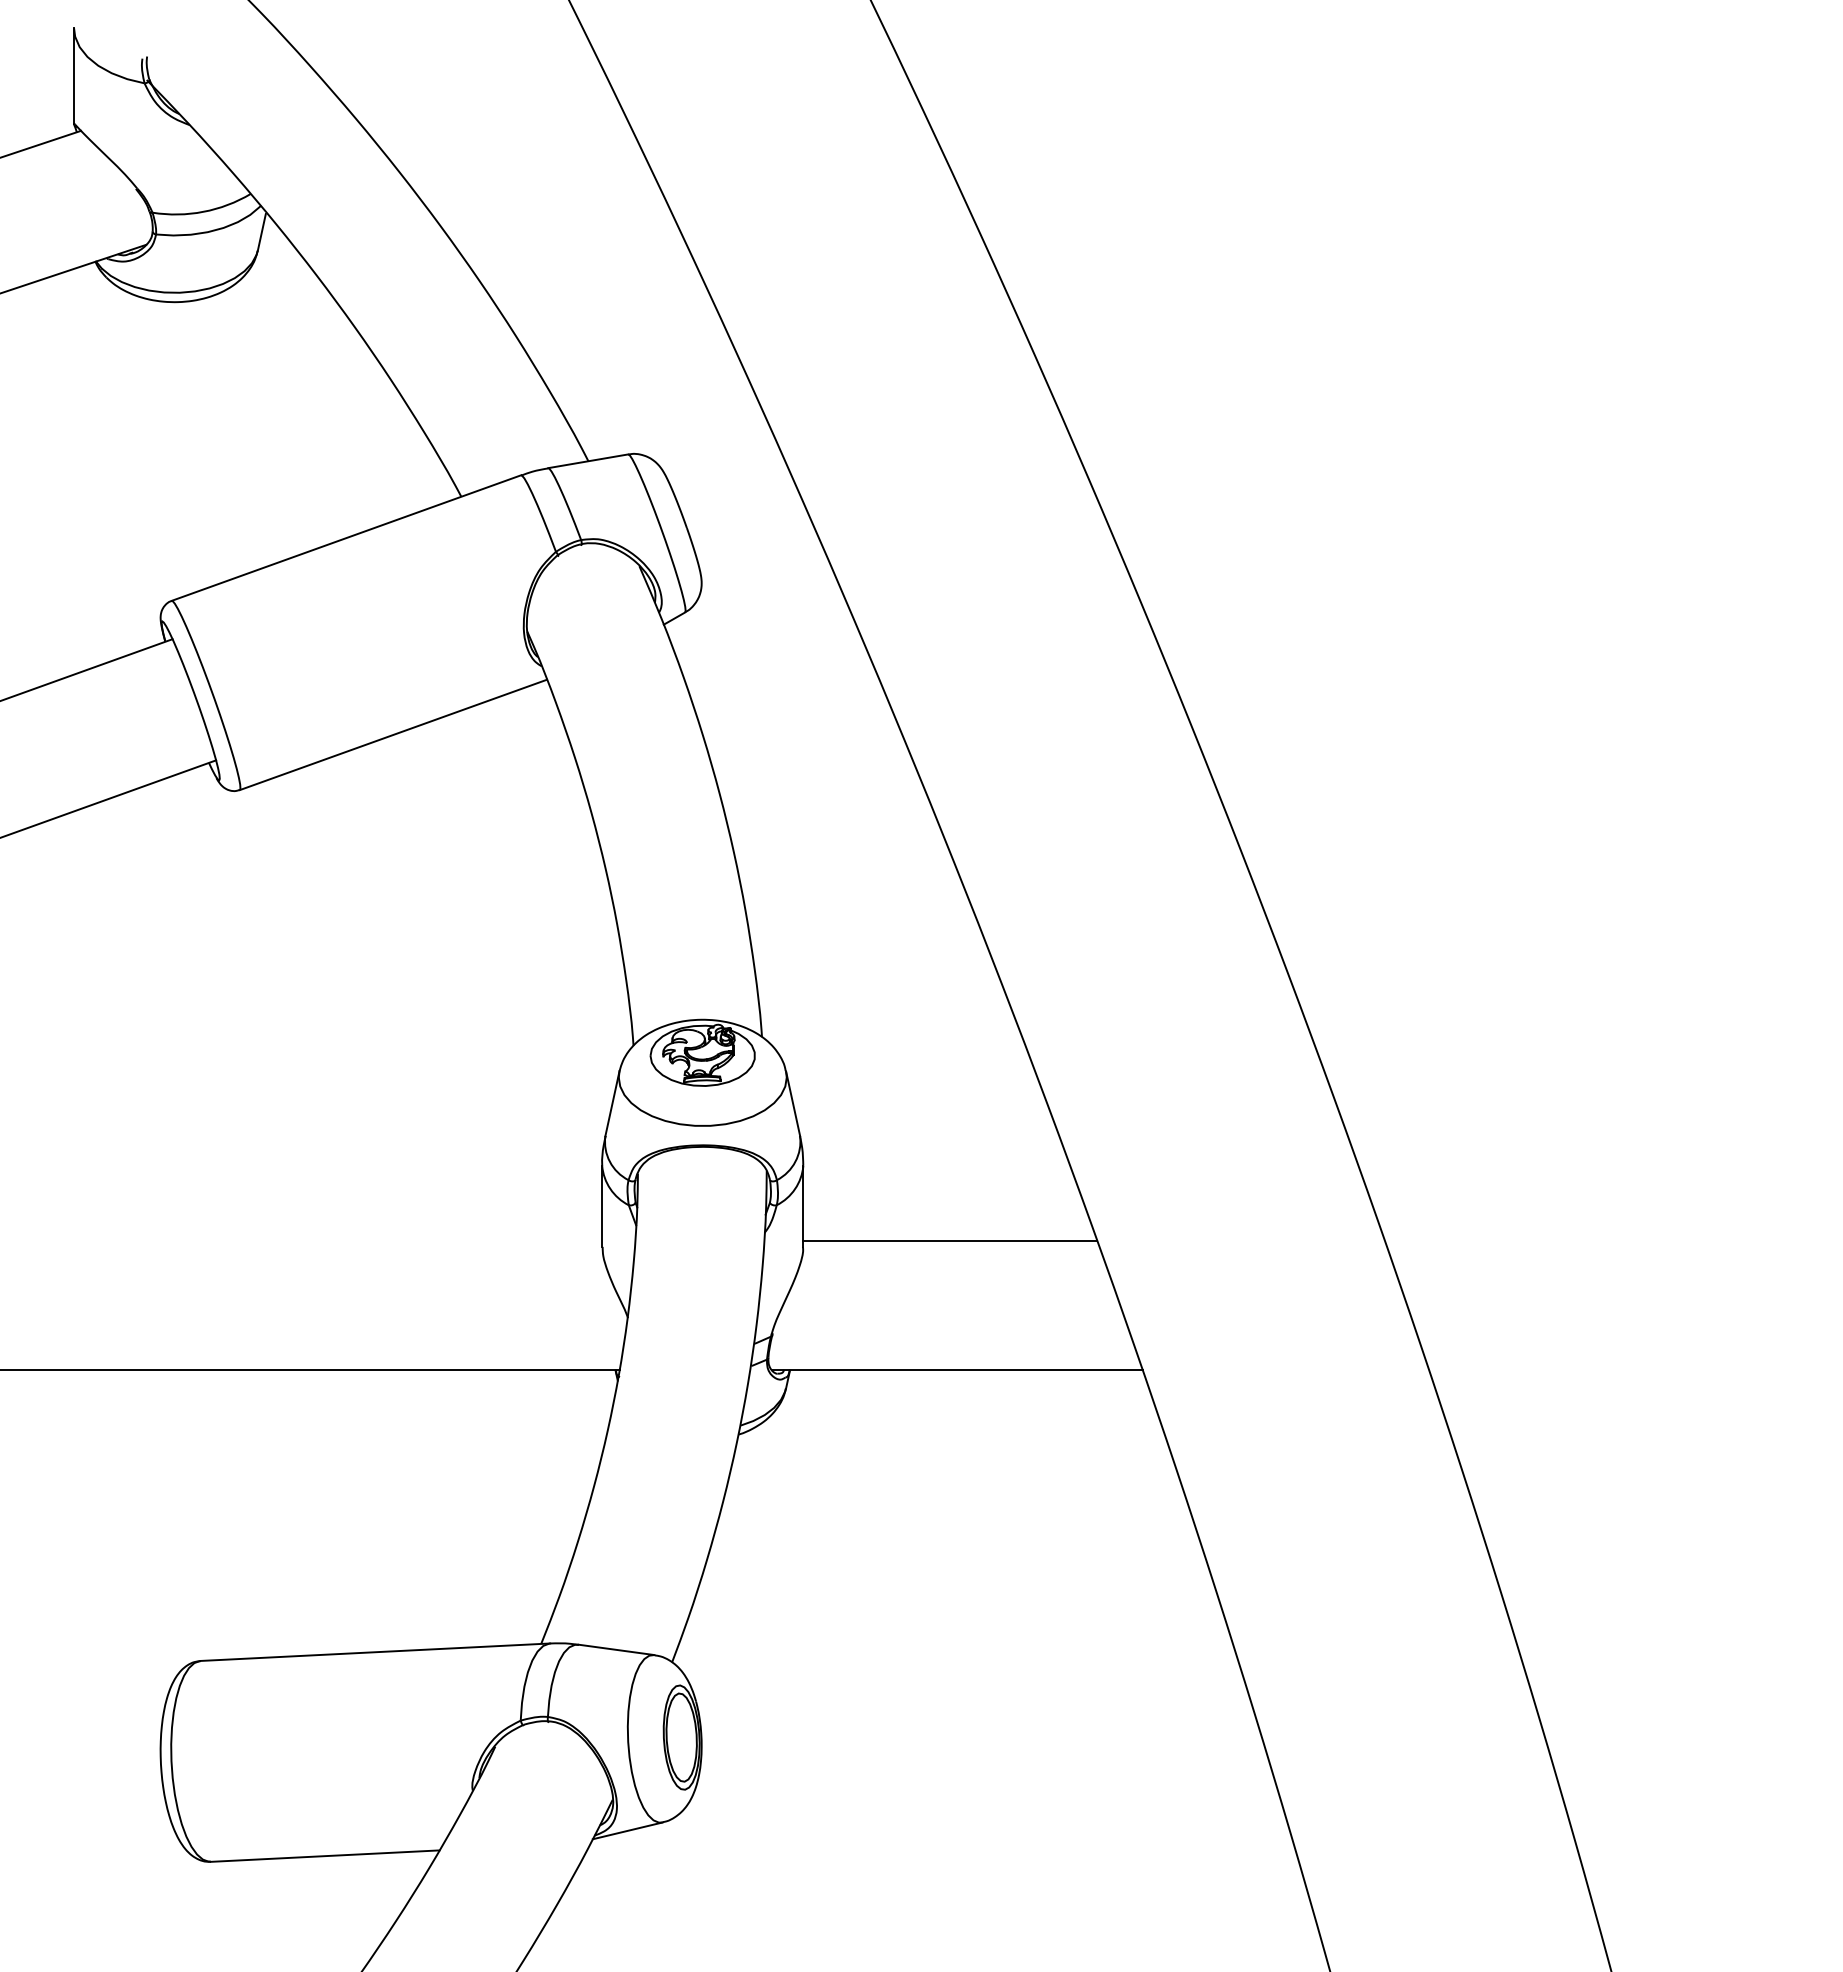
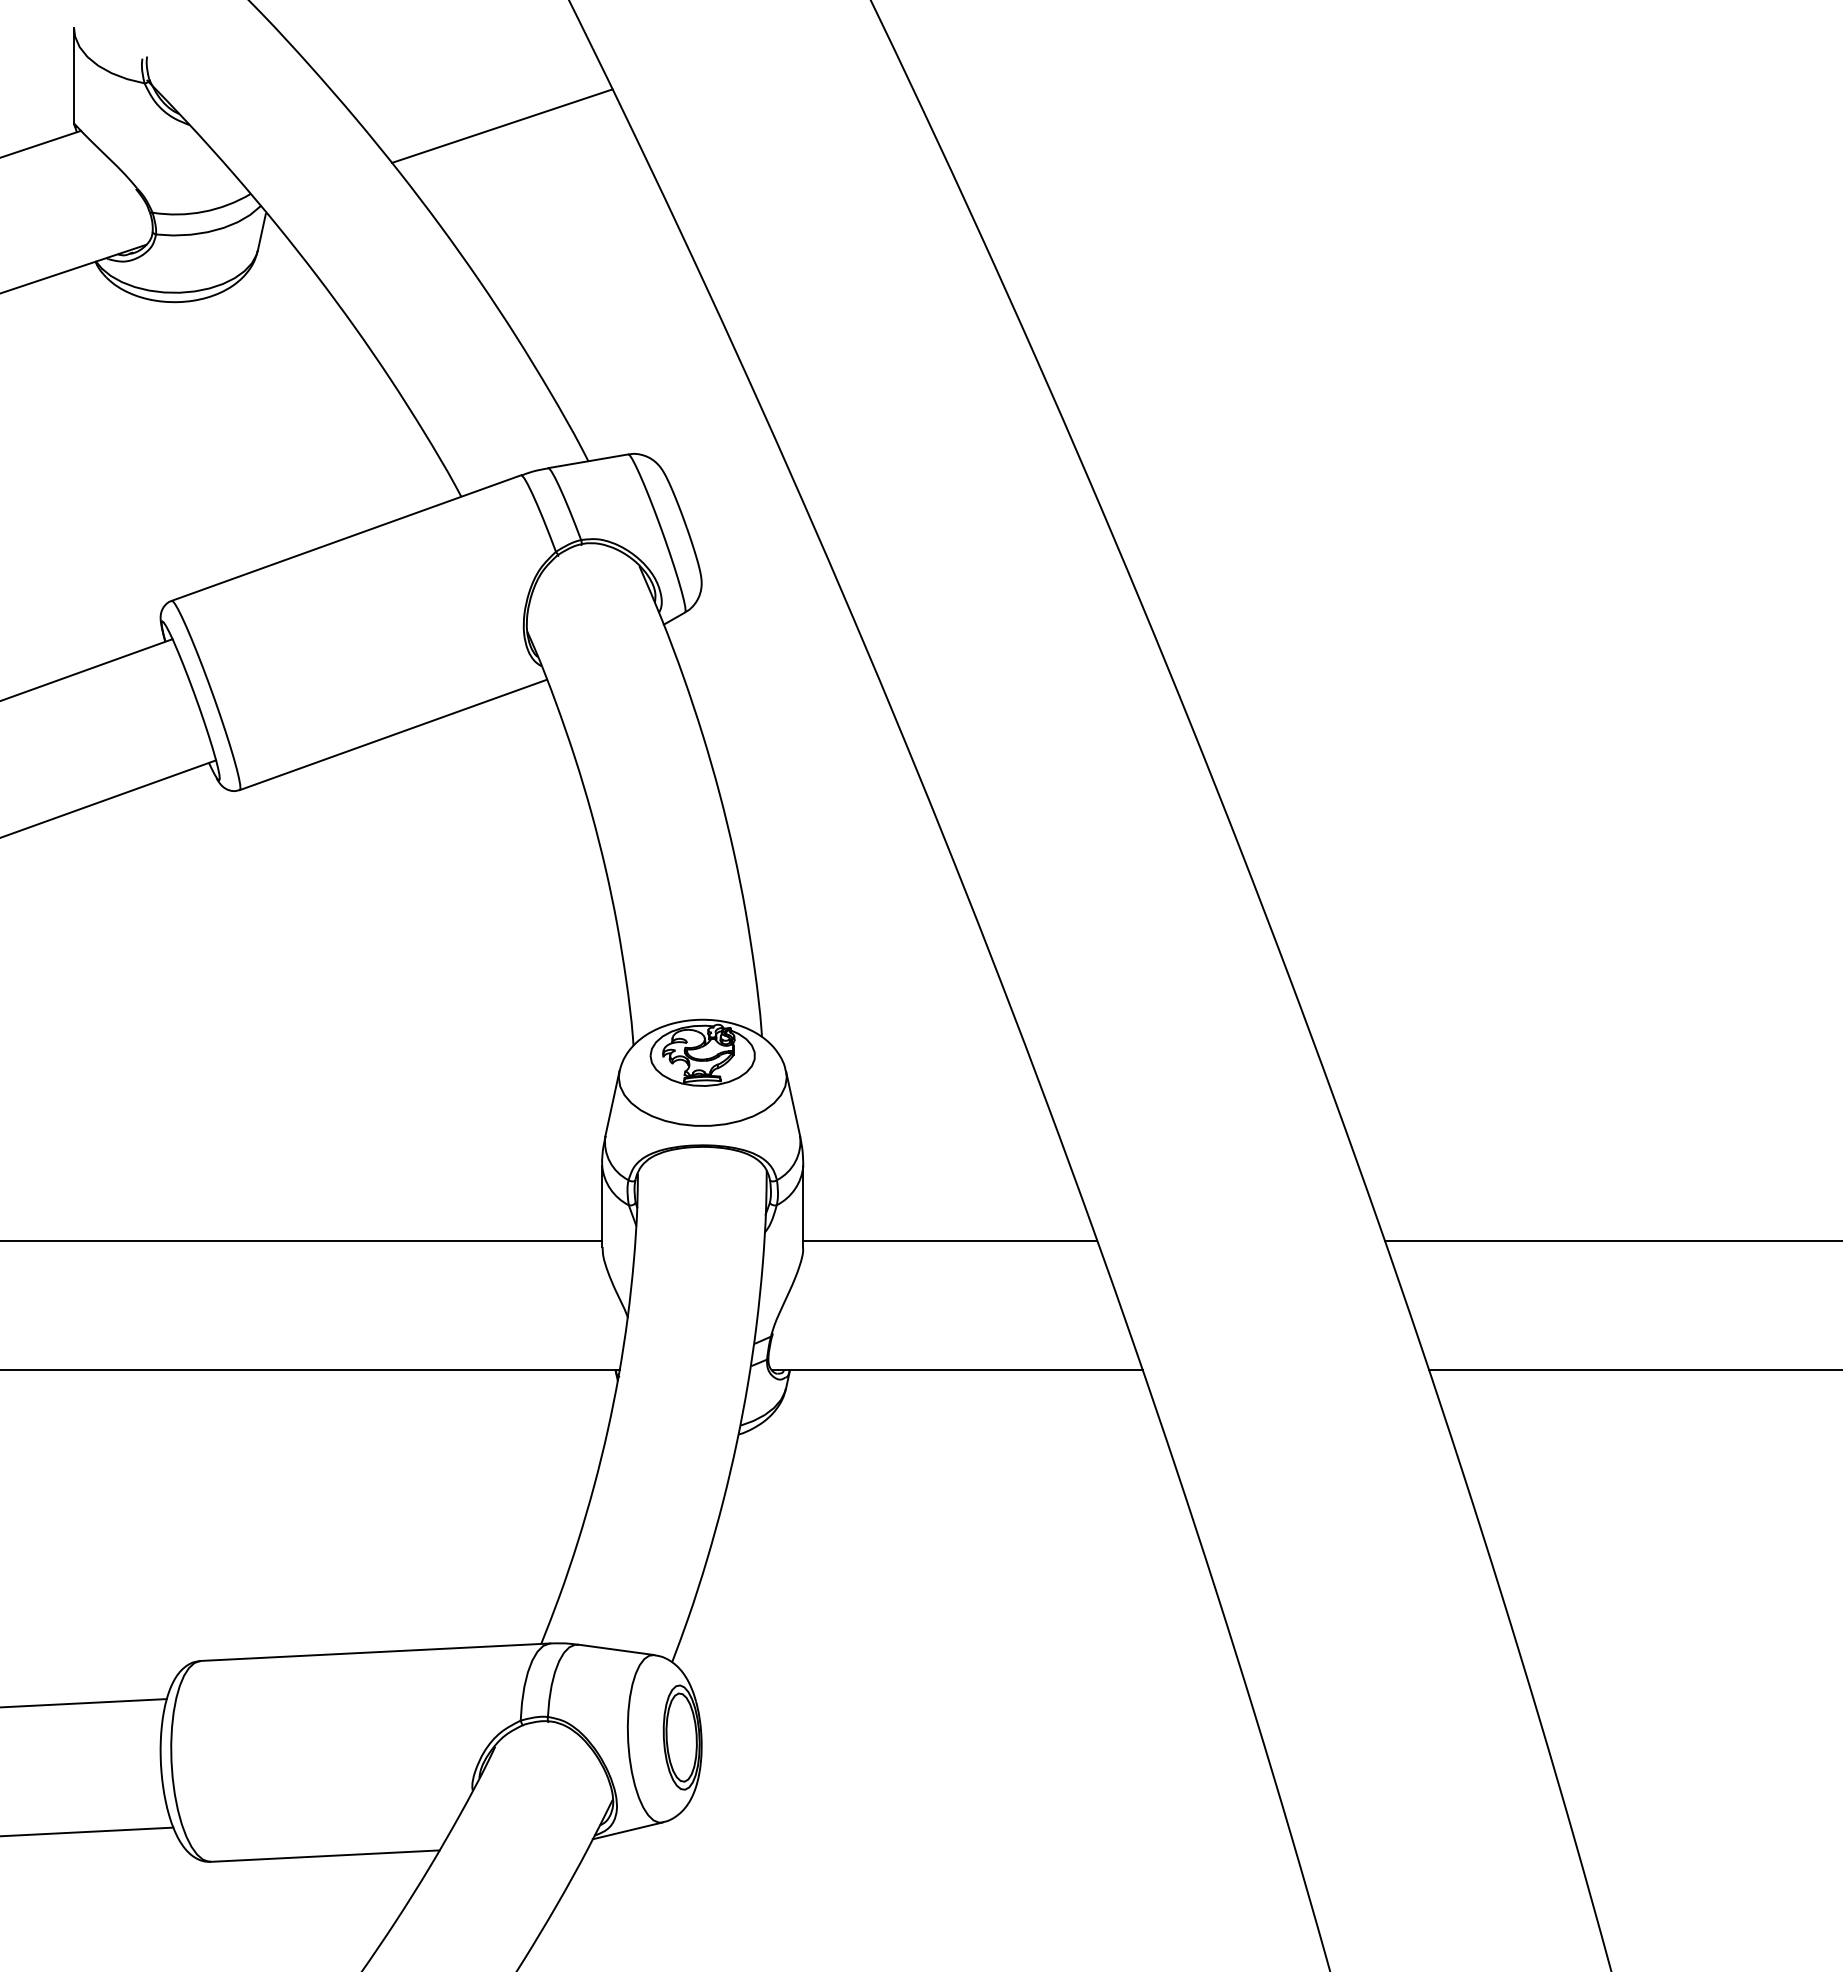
line: none -> present (501, 125)
line: none -> present (302, 1241)
line: none -> present (1611, 1241)
line: none -> present (1633, 1369)
line: none -> present (84, 1703)
line: none -> present (87, 1831)
